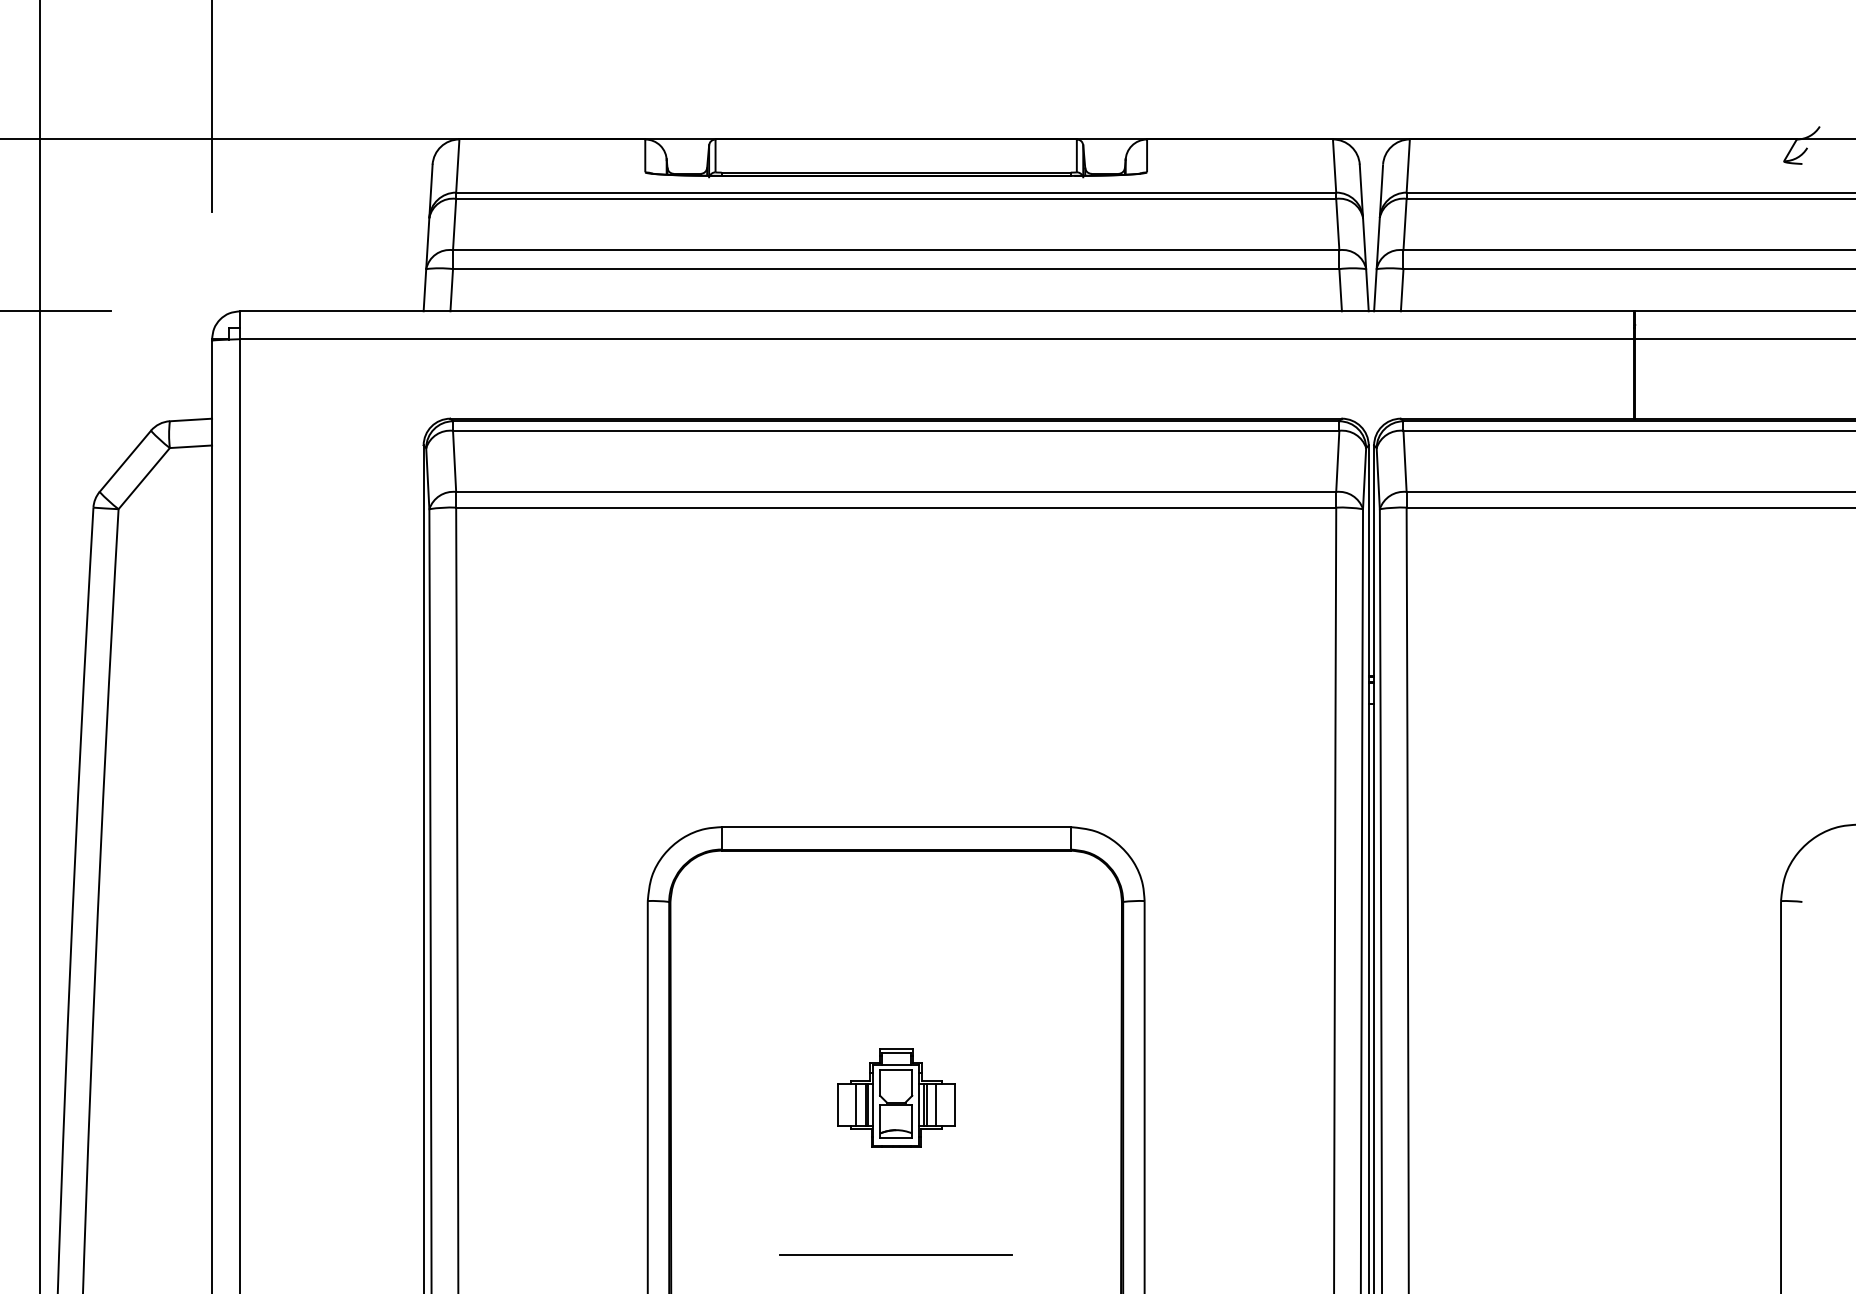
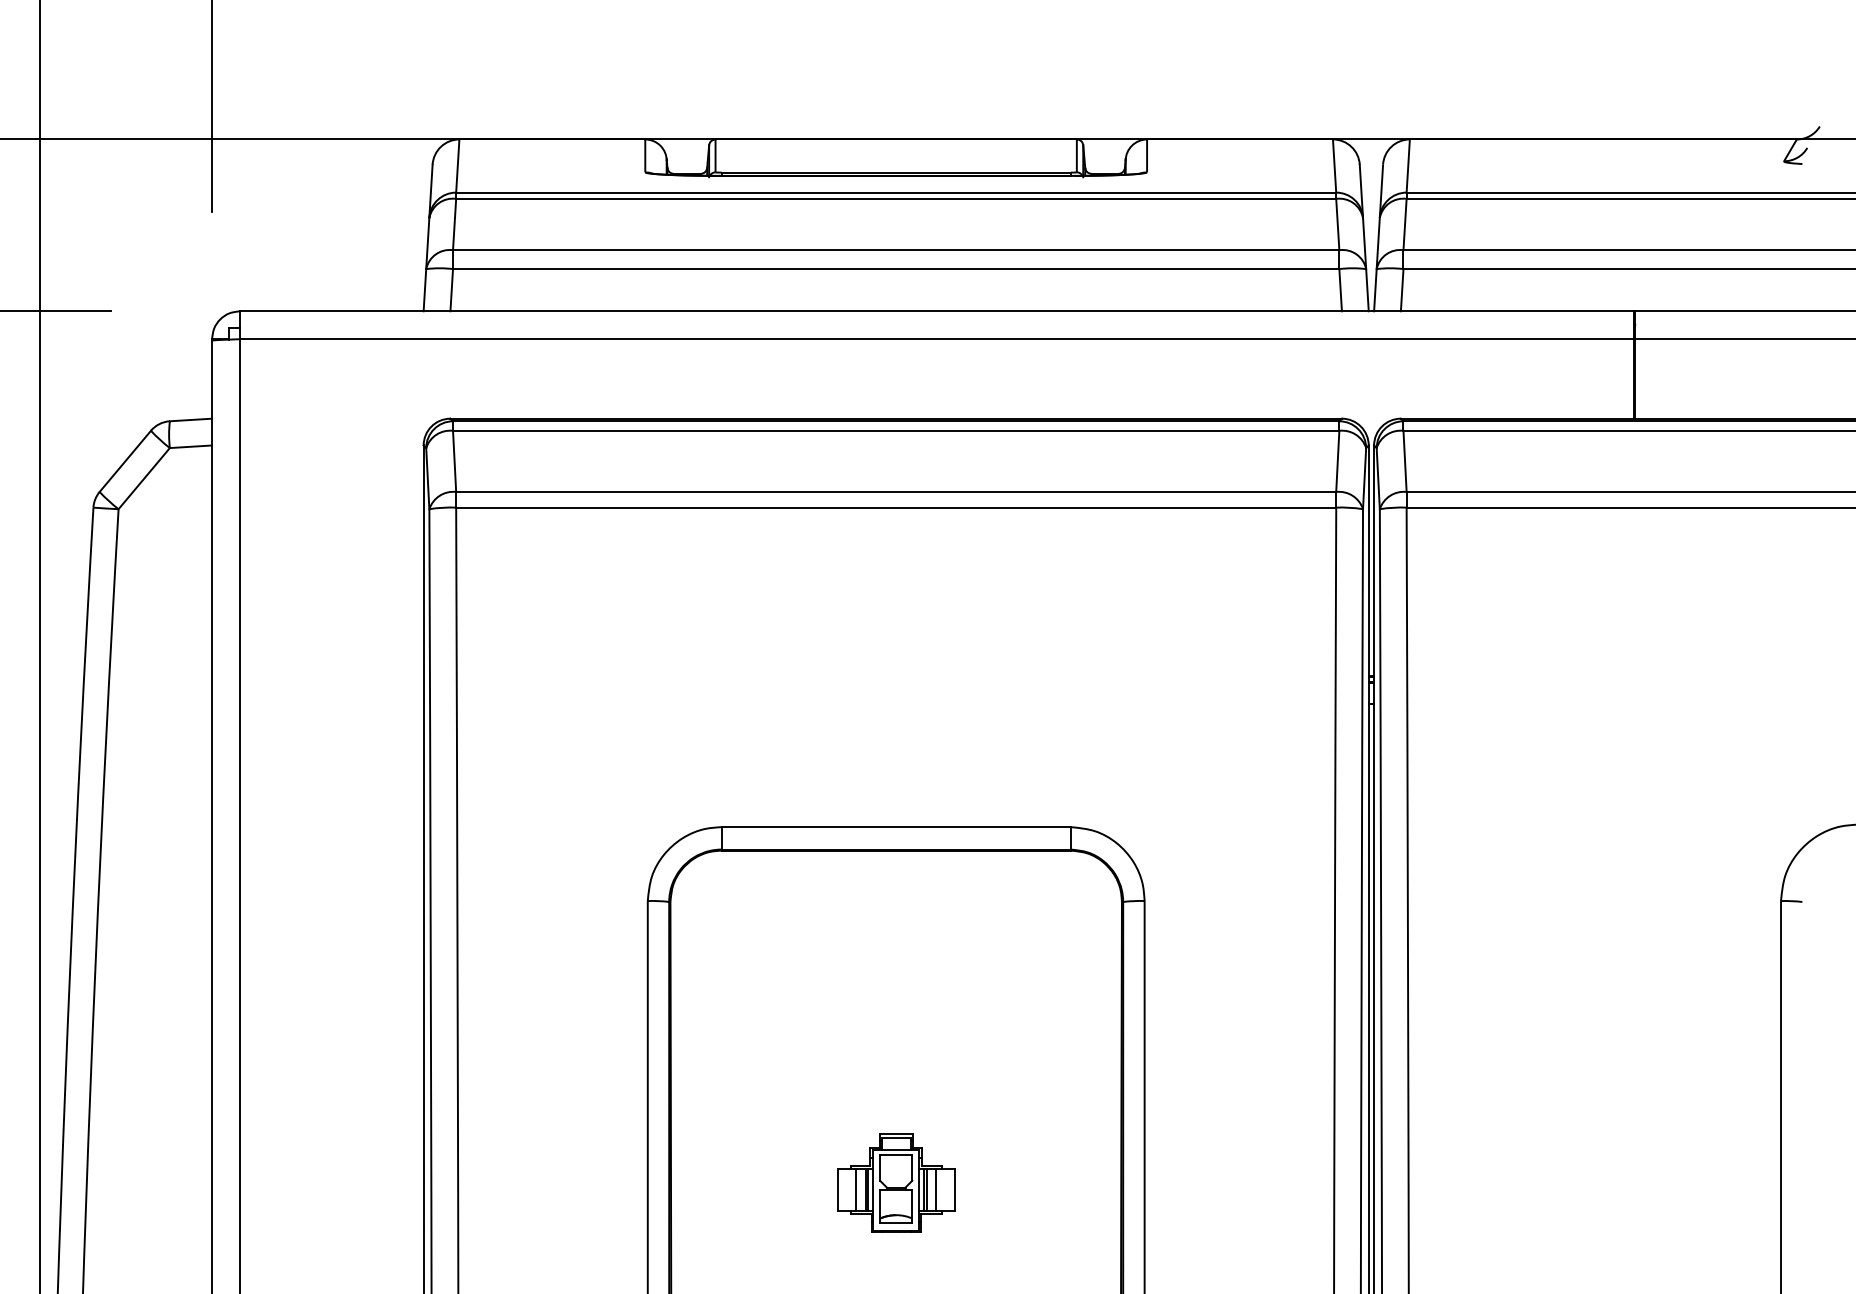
part position: (896, 1097) -> (896, 1182) (896, 1182)
line: present -> none (896, 1255)
